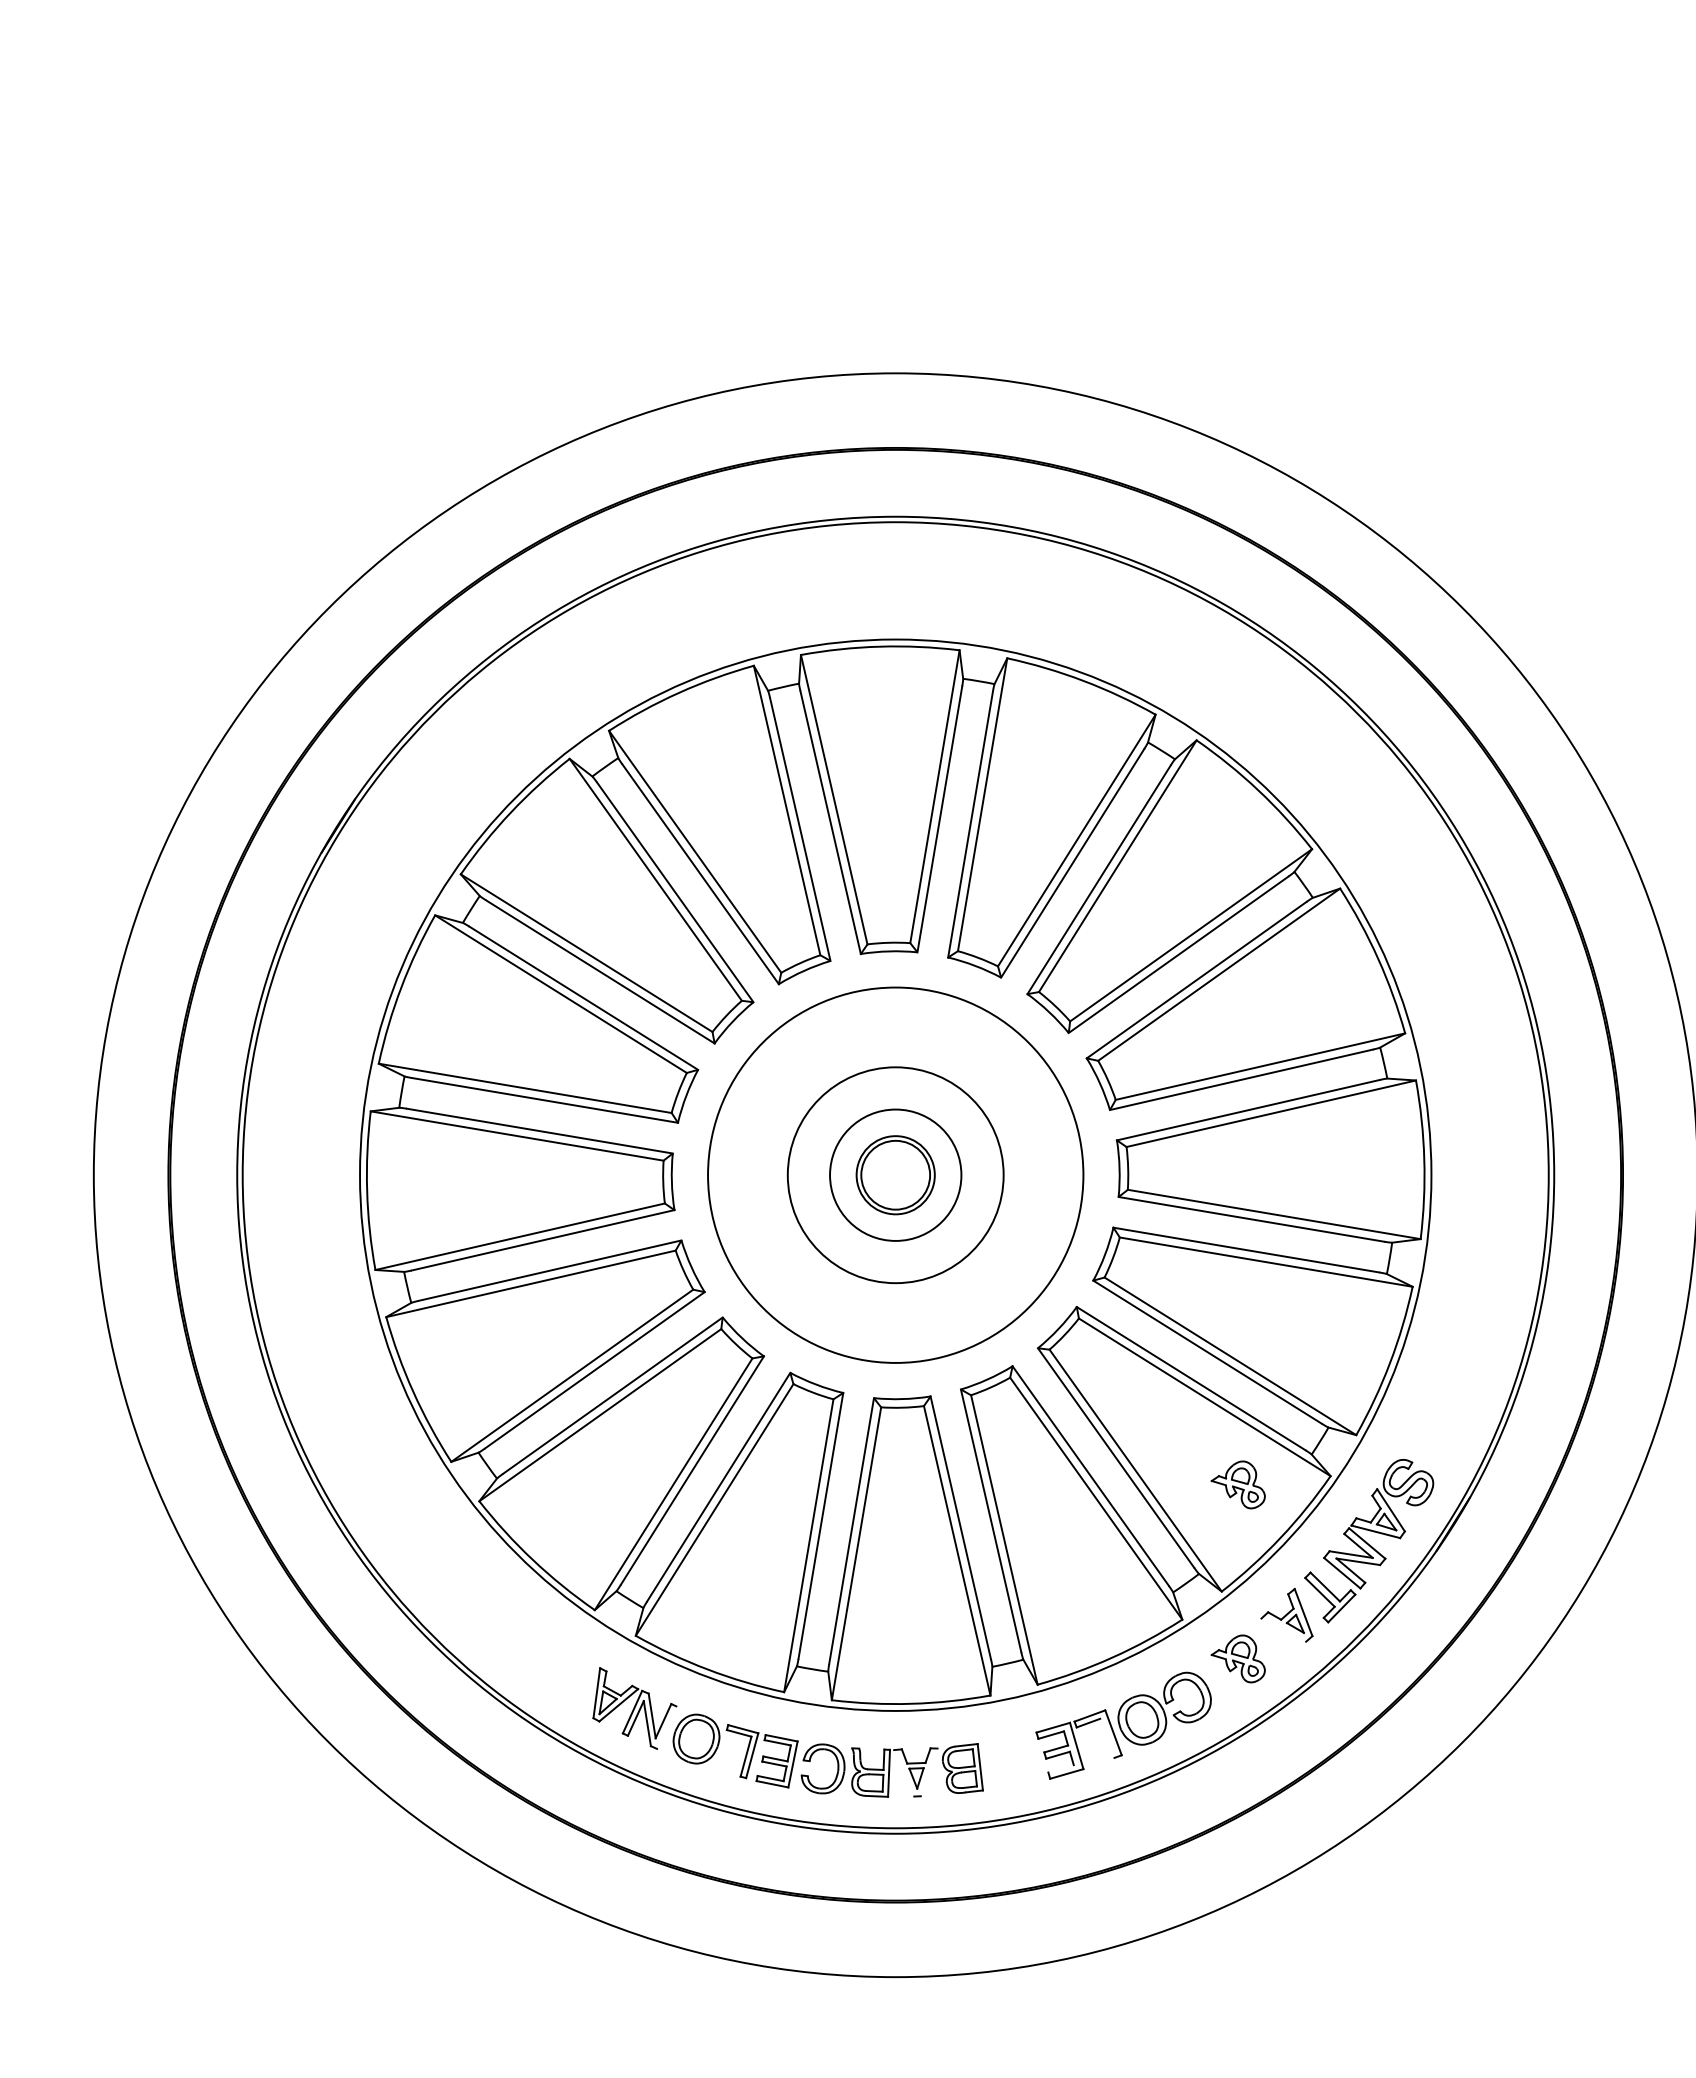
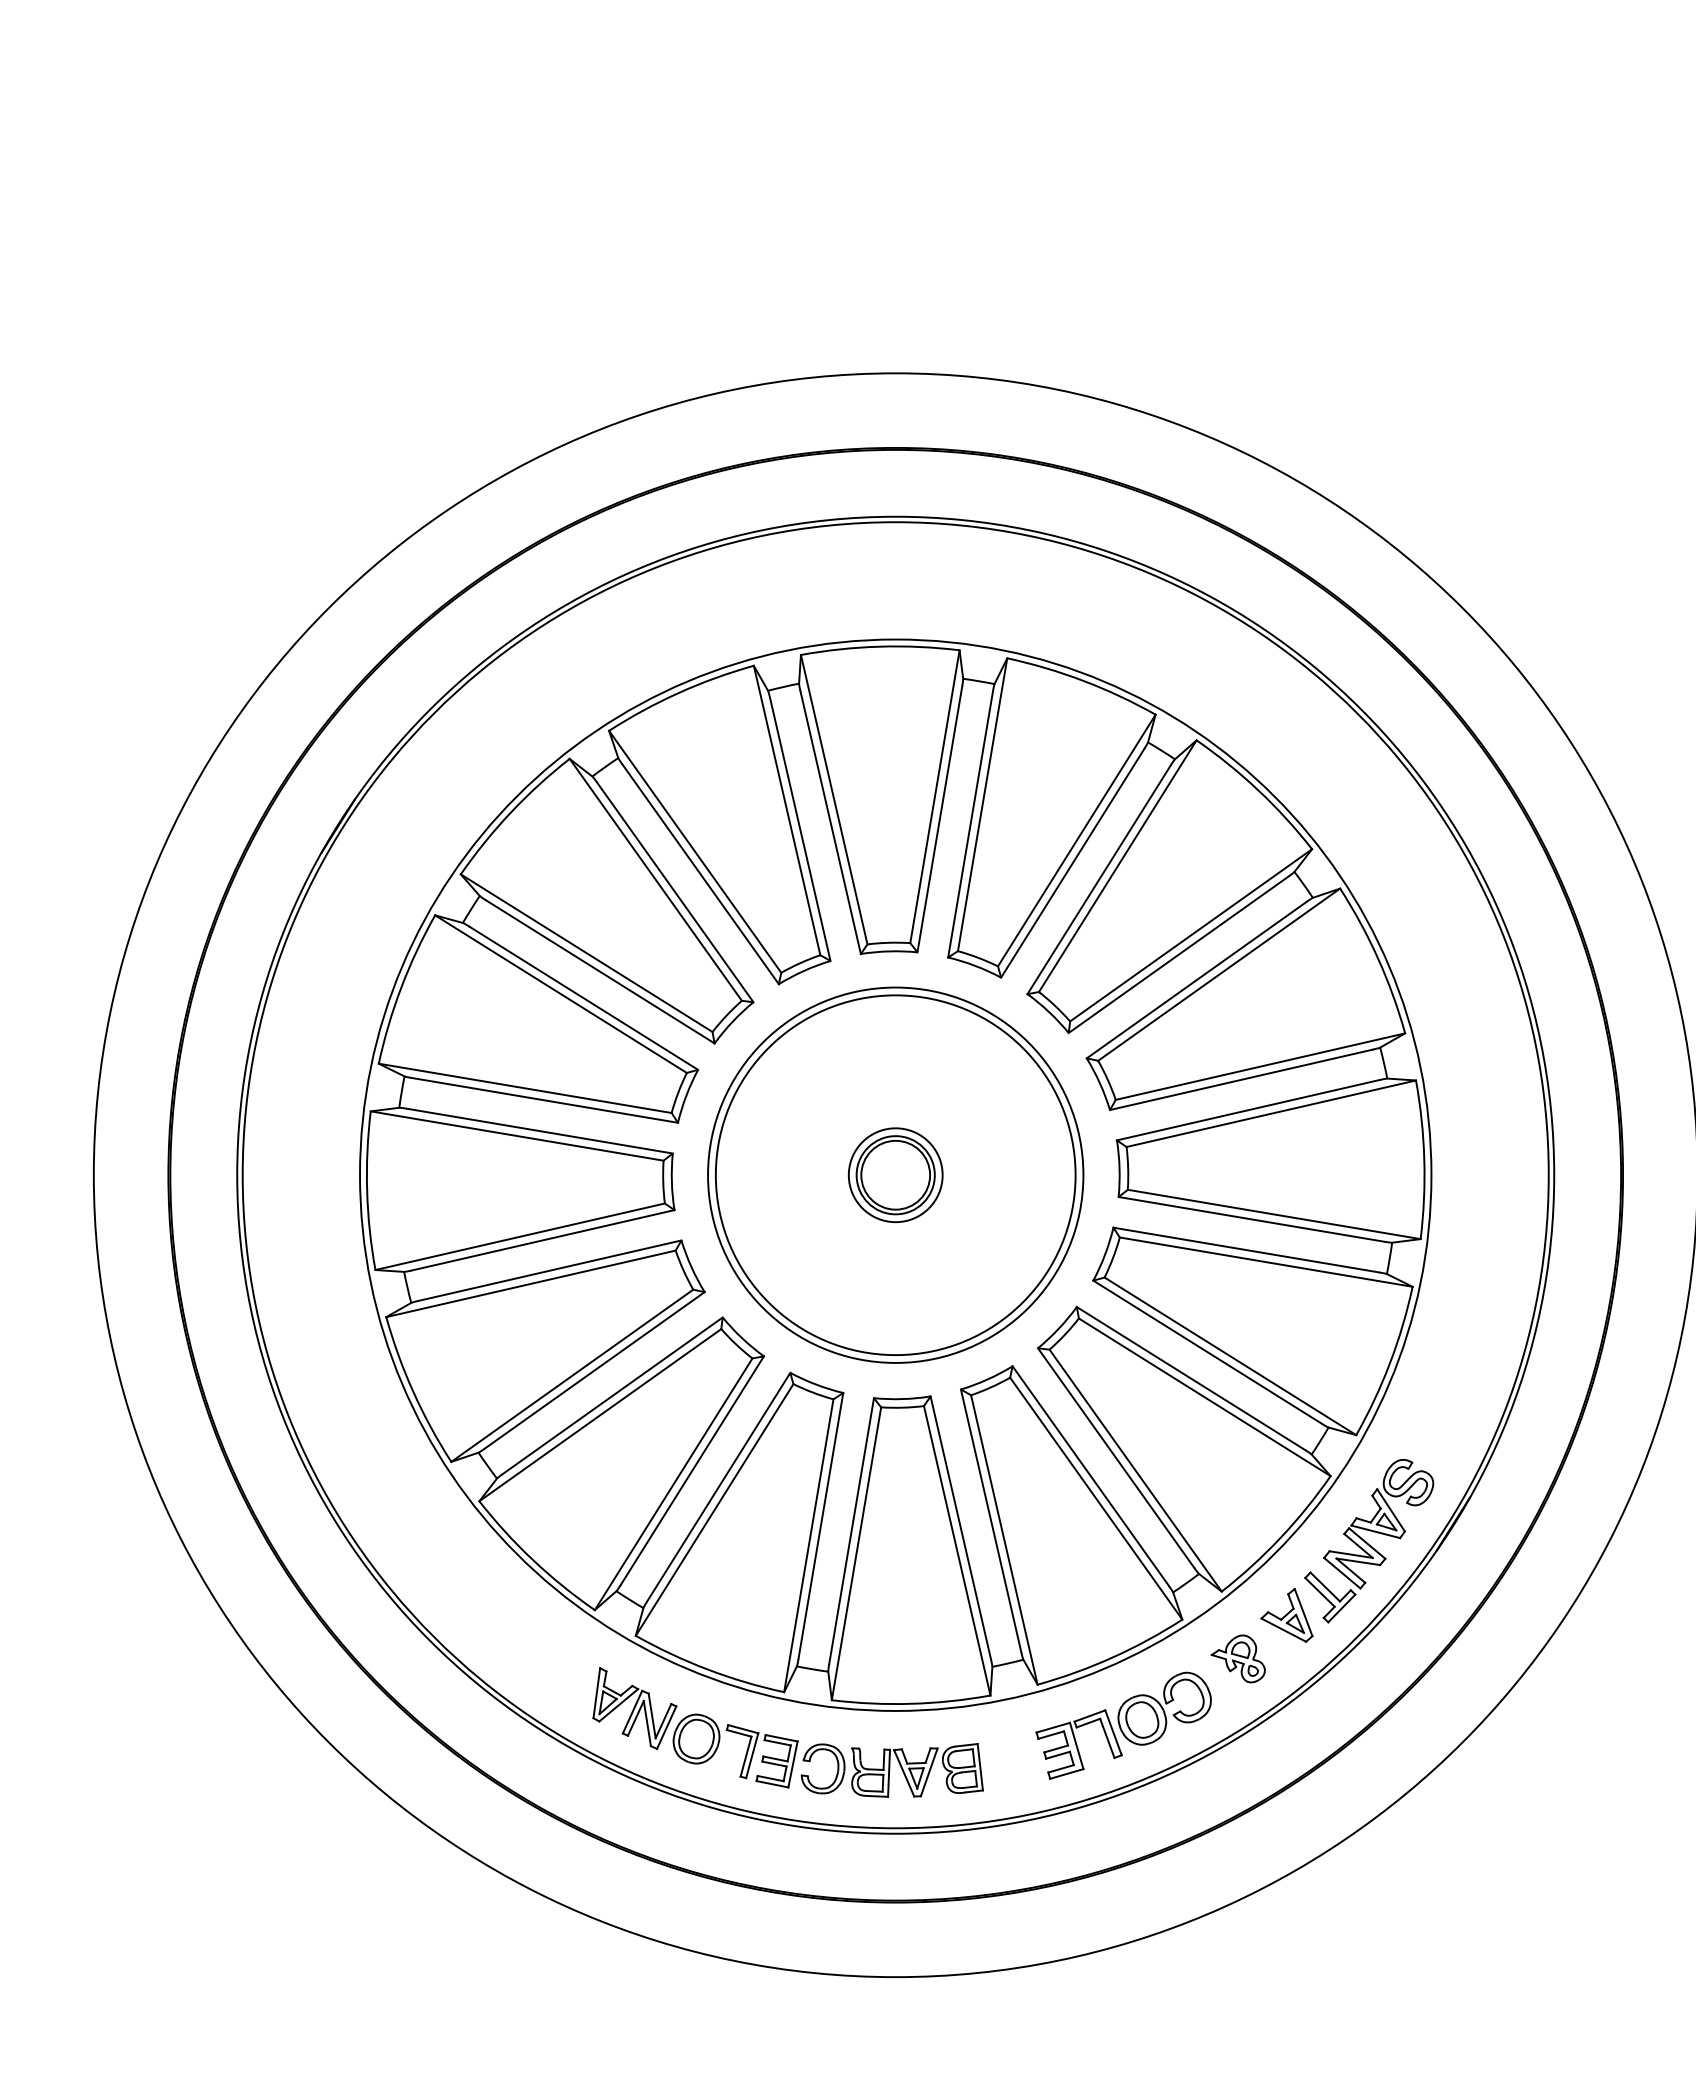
circle diameter: 131 px -> 94 px (895, 1175)
circle diameter: 216 px -> 360 px (895, 1175)
part: present -> none (1237, 1484)
line: none -> present (1283, 1629)
line: none -> present (666, 1727)
line: none -> present (1107, 1737)
line: none -> present (1060, 1768)
line: none -> present (928, 1772)
line: none -> present (904, 1773)
